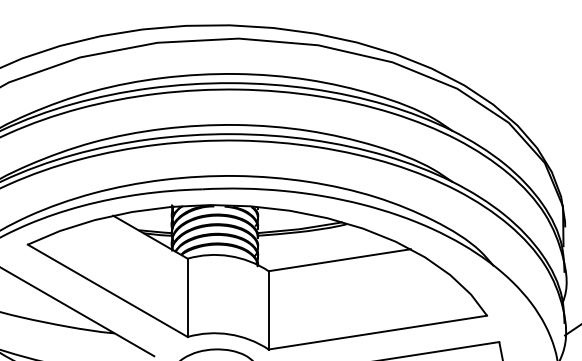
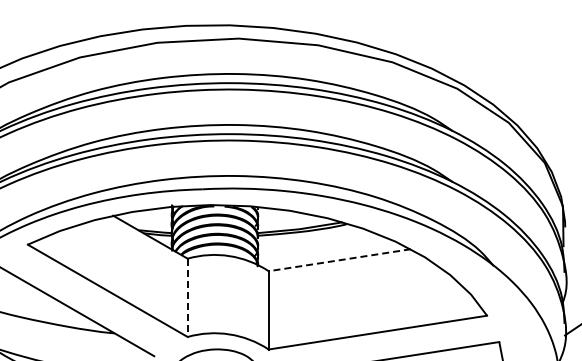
line: solid -> dashed (339, 260)
line: solid -> dashed (187, 298)
